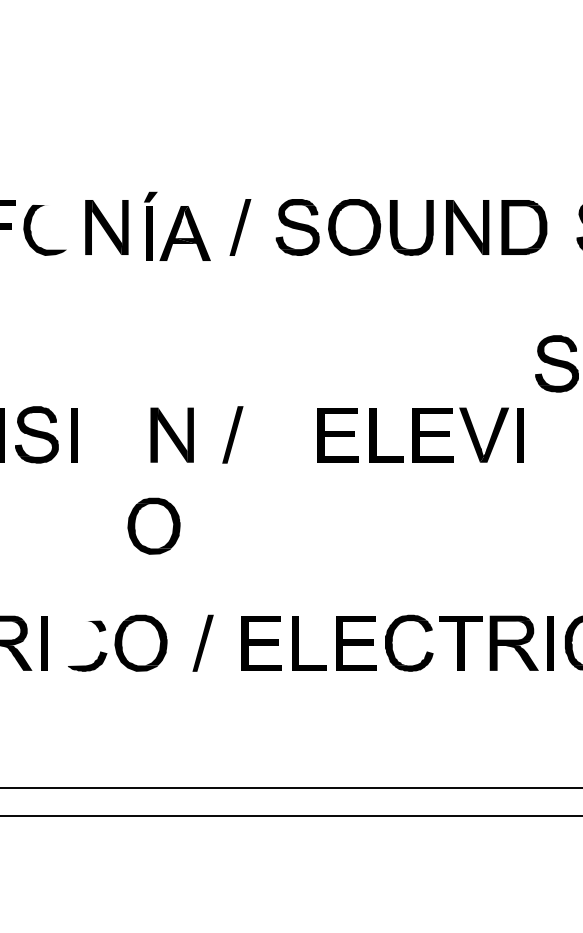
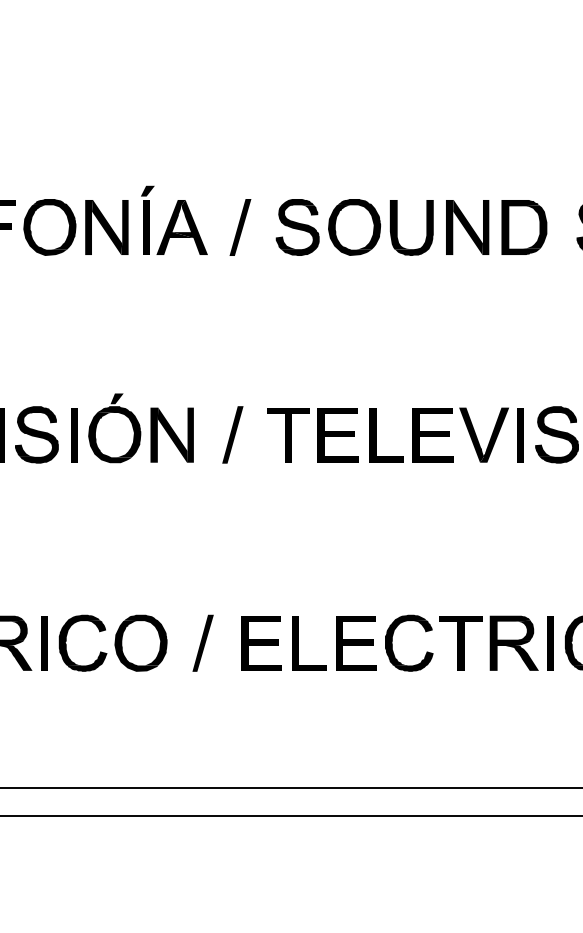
fill: none -> present (54, 223)
part position: (177, 225) -> (174, 219) (174, 219)
part position: (556, 363) -> (556, 434) (556, 434)
part: none -> present (114, 428)
fill: none -> present (288, 434)
part: present -> none (153, 525)
fill: none -> present (79, 639)
